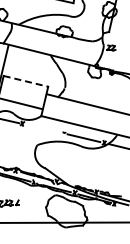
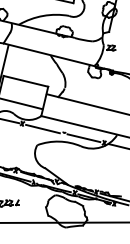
line: dashed -> solid (25, 81)
line: none -> present (42, 128)
